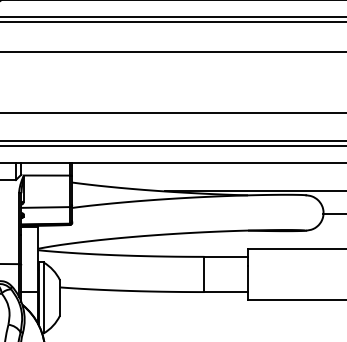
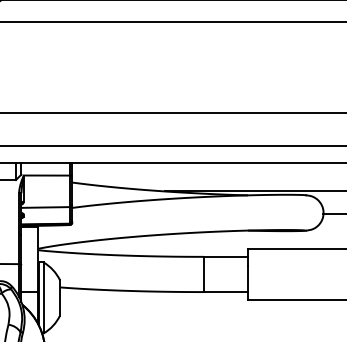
line: present -> none (172, 17)
line: present -> none (172, 51)
line: present -> none (172, 140)
